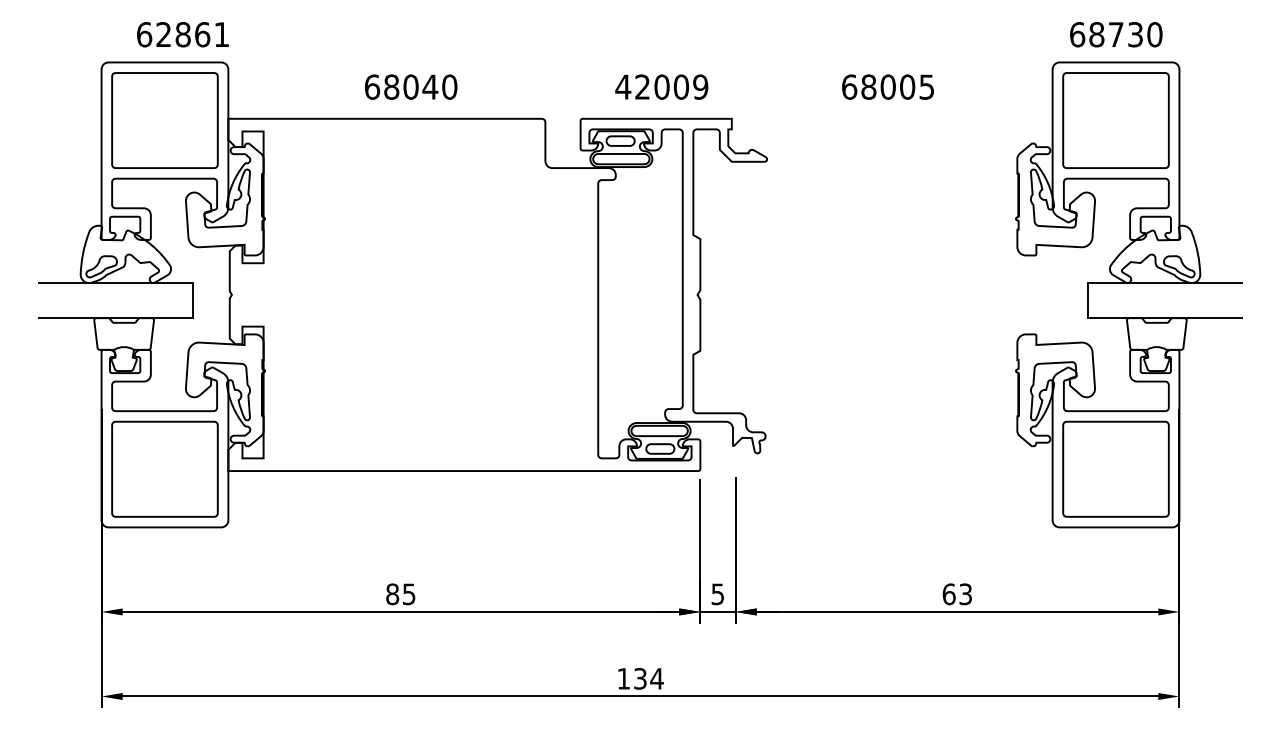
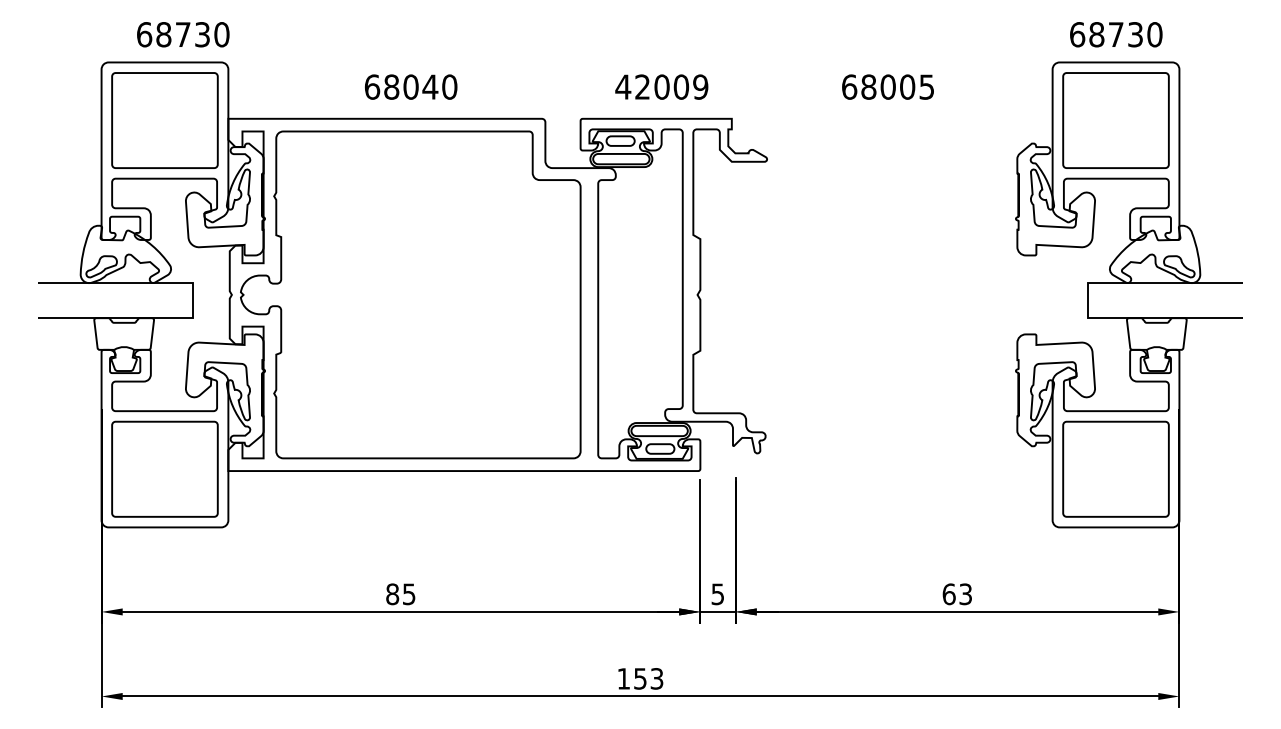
text: 62861 -> 68730 (192, 34)
part: none -> present (410, 294)
text: 134 -> 153 (648, 678)
